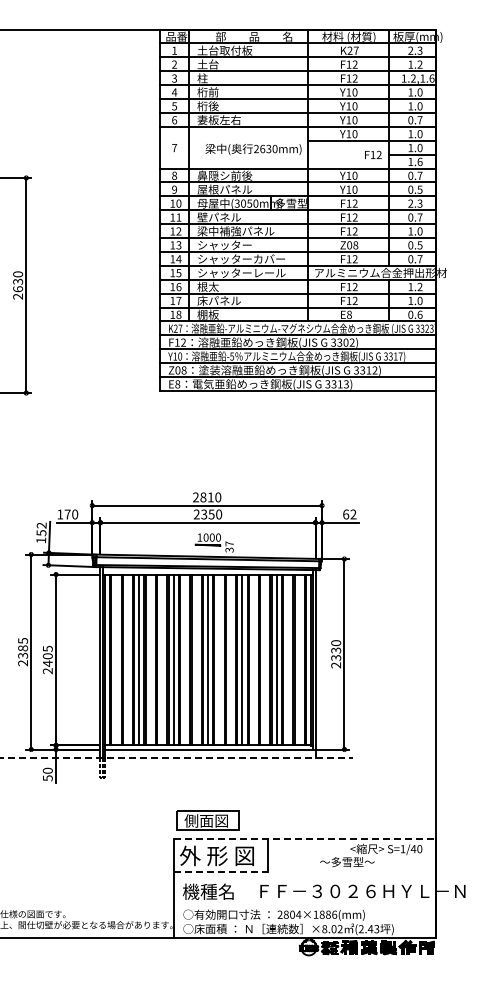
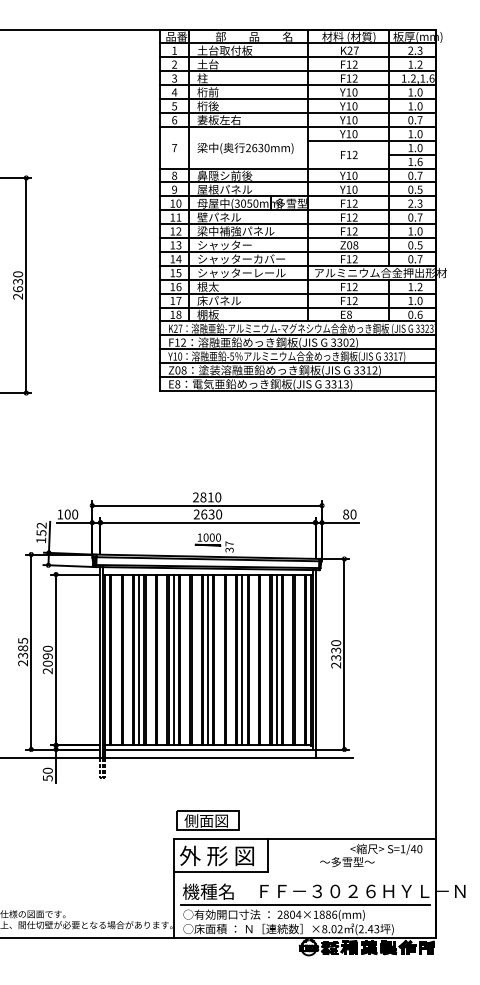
text position: (253, 149) -> (245, 148) (245, 148)
text position: (373, 154) -> (349, 154) (349, 154)
text: 170 -> 100 (67, 514)
text: 2350 -> 2630 (207, 514)
text: 62 -> 80 (349, 514)
text: 2405 -> 2090 (47, 656)
line: dashed -> solid (176, 757)
line: dashed -> solid (305, 839)
line: dashed -> solid (221, 872)
line: none -> present (305, 904)
